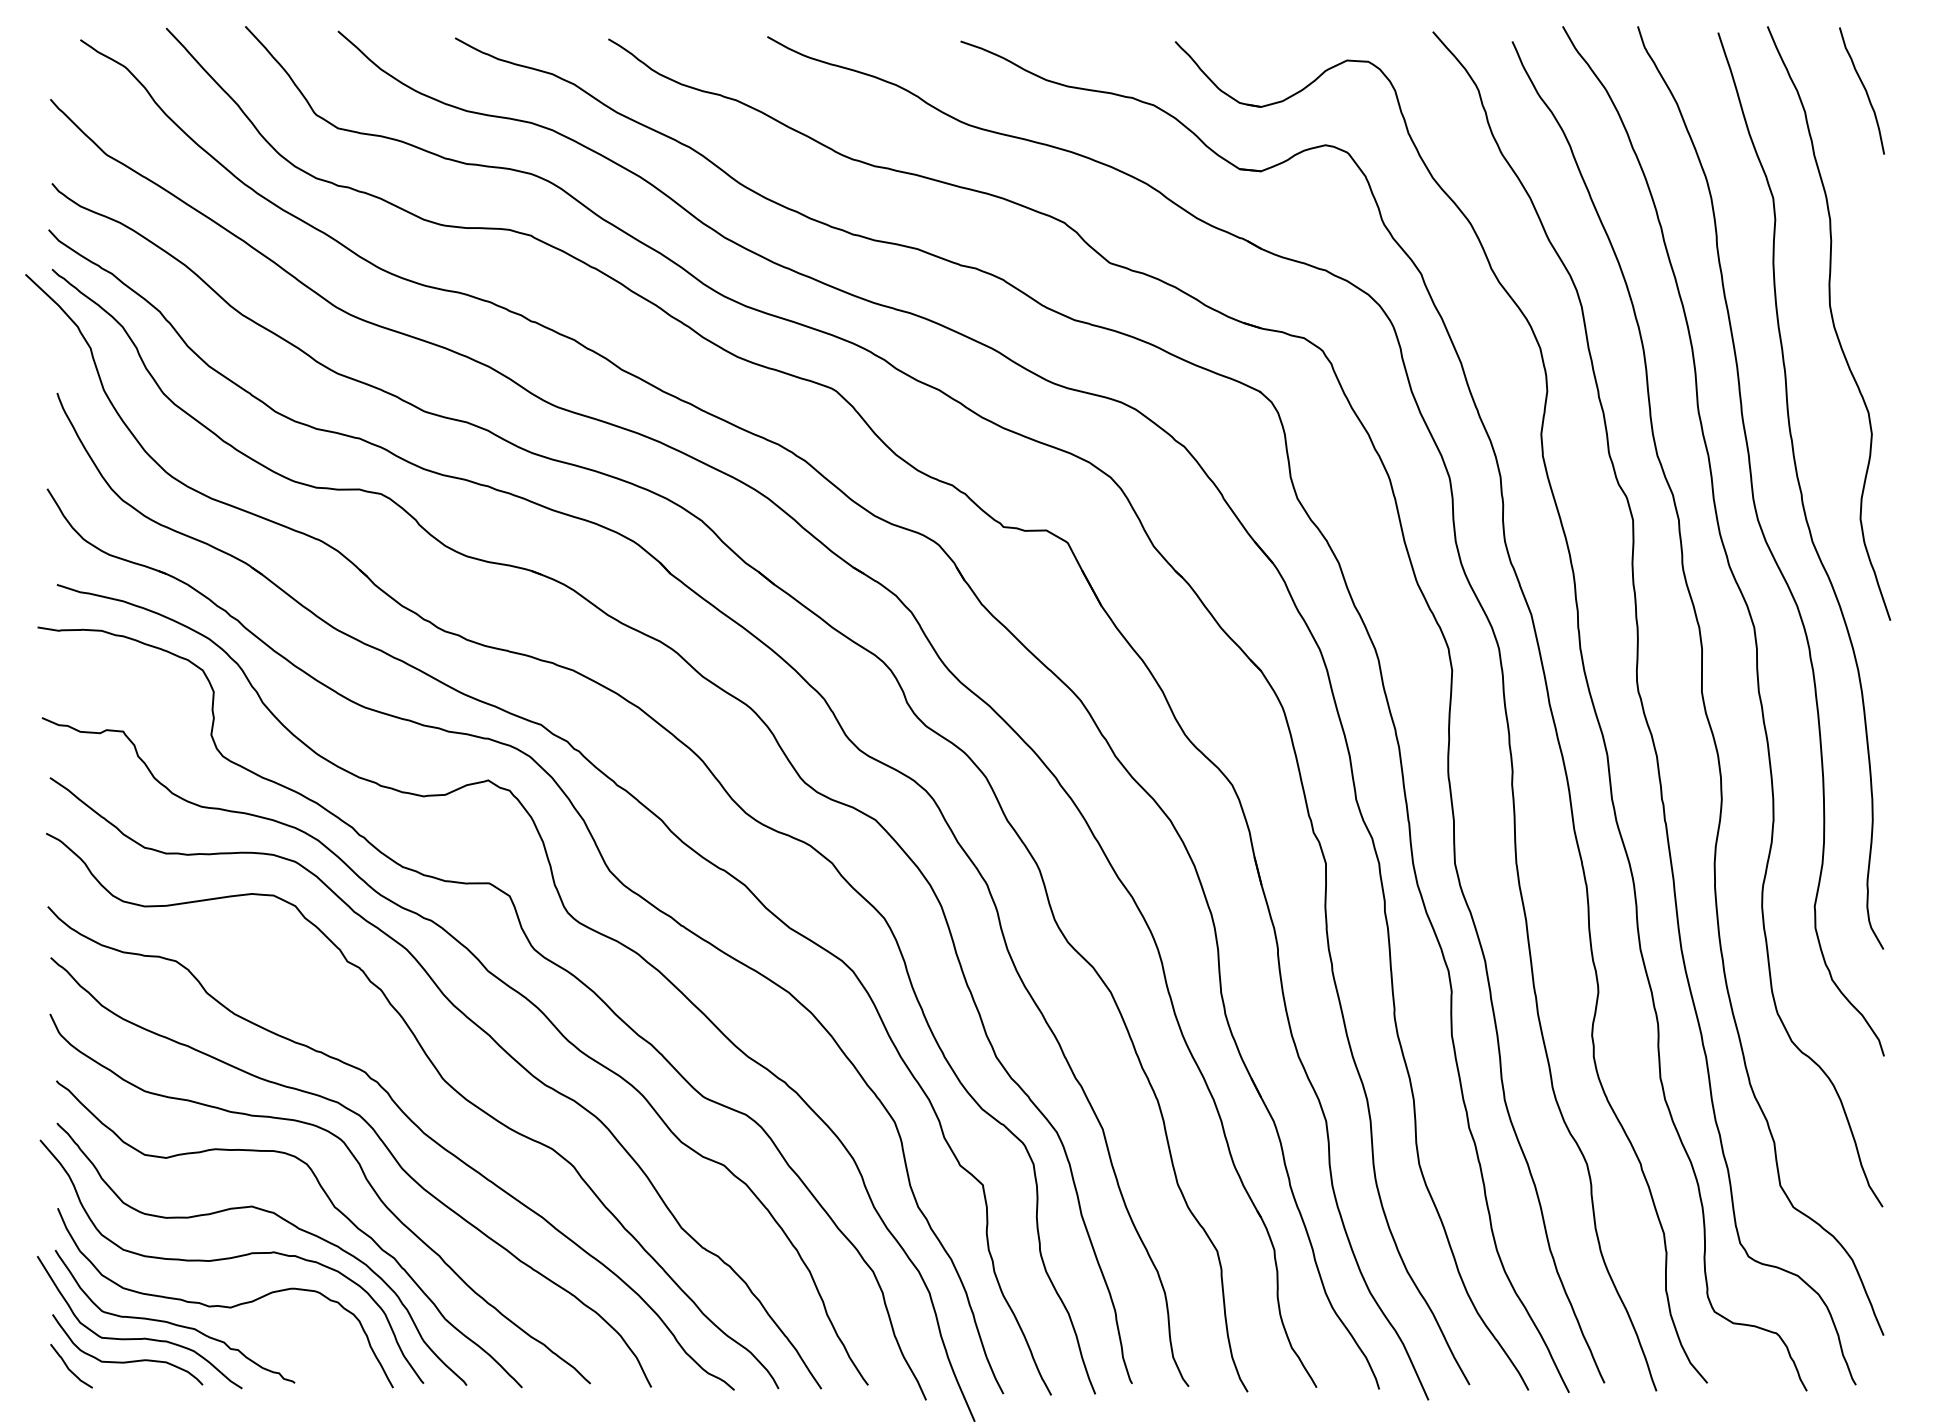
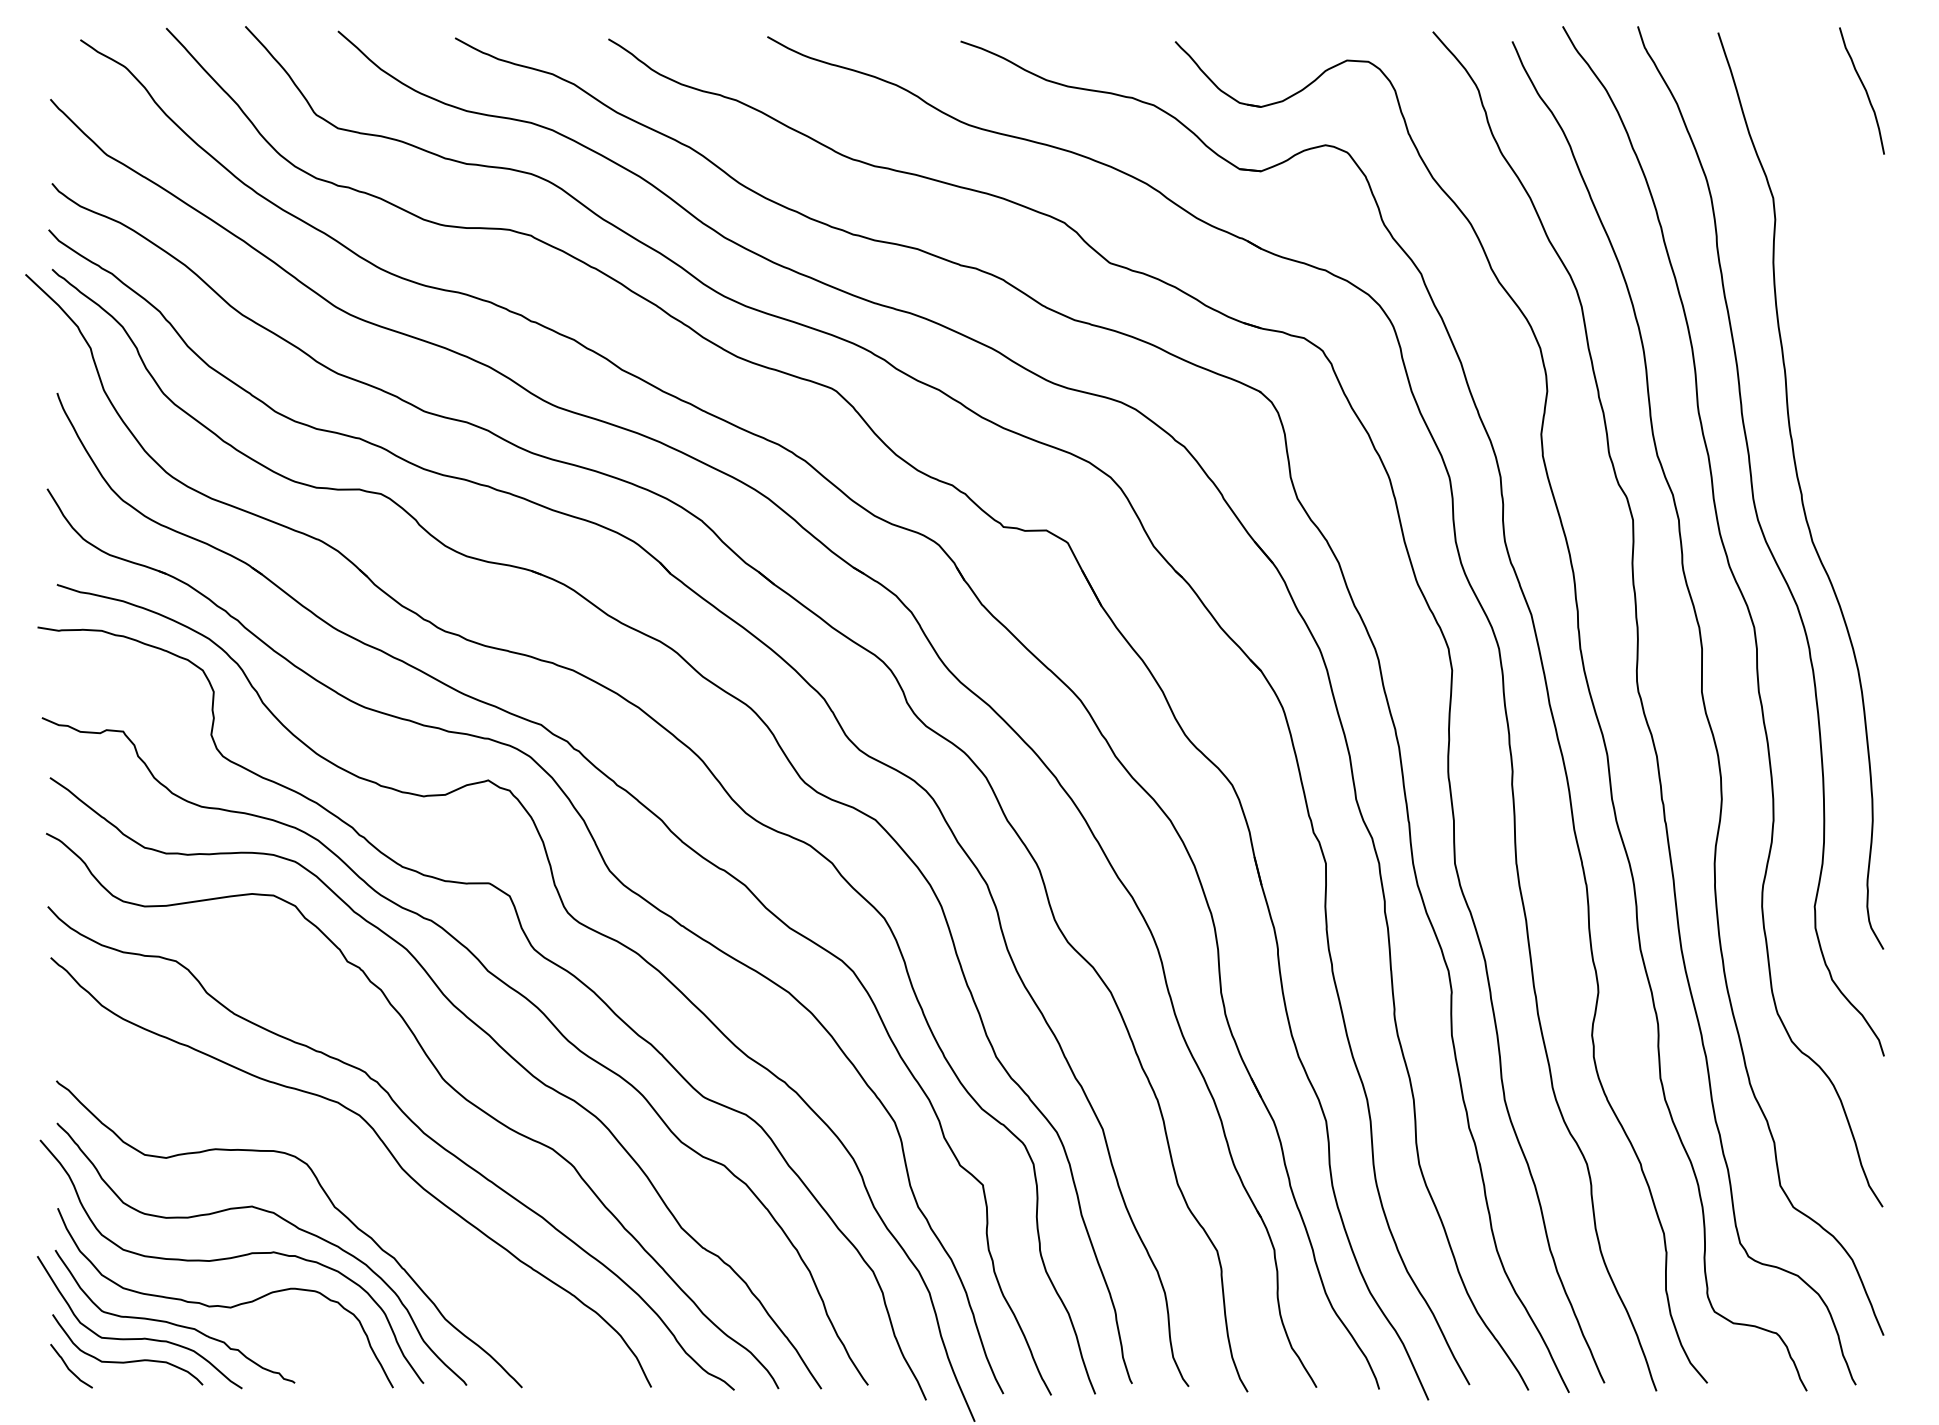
curve: present -> none (1832, 323)
curve: present -> none (363, 1175)
